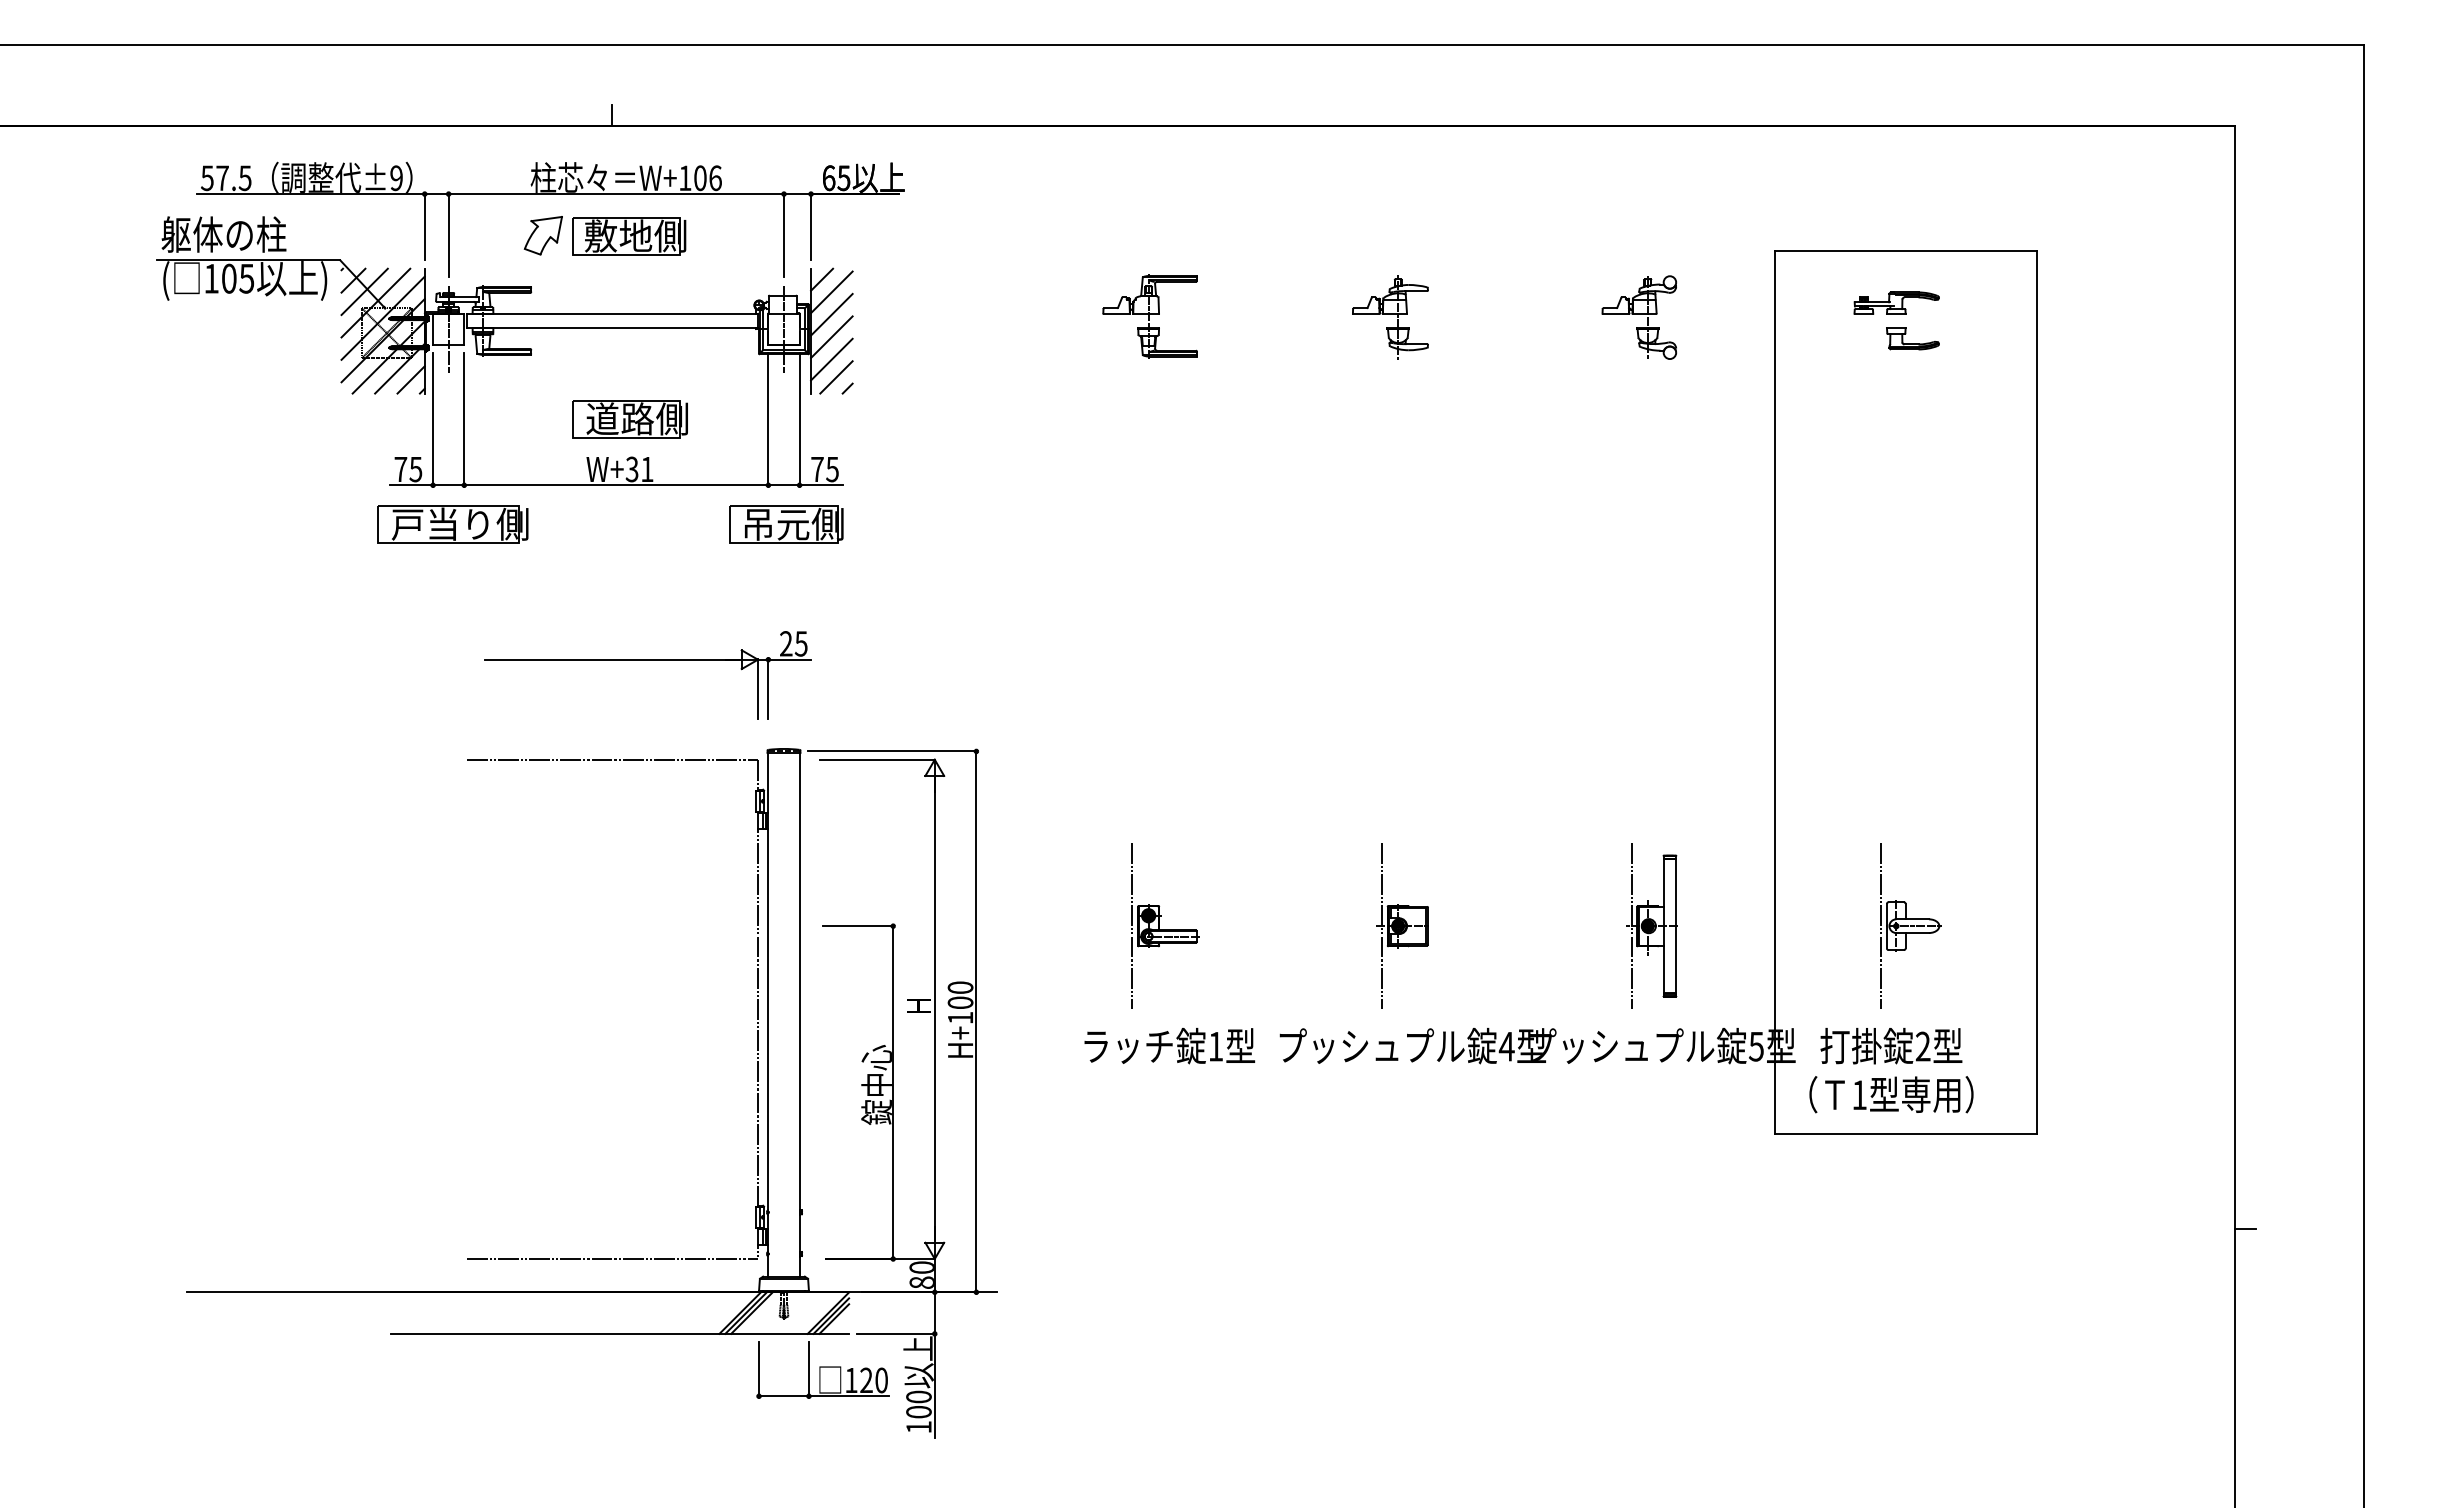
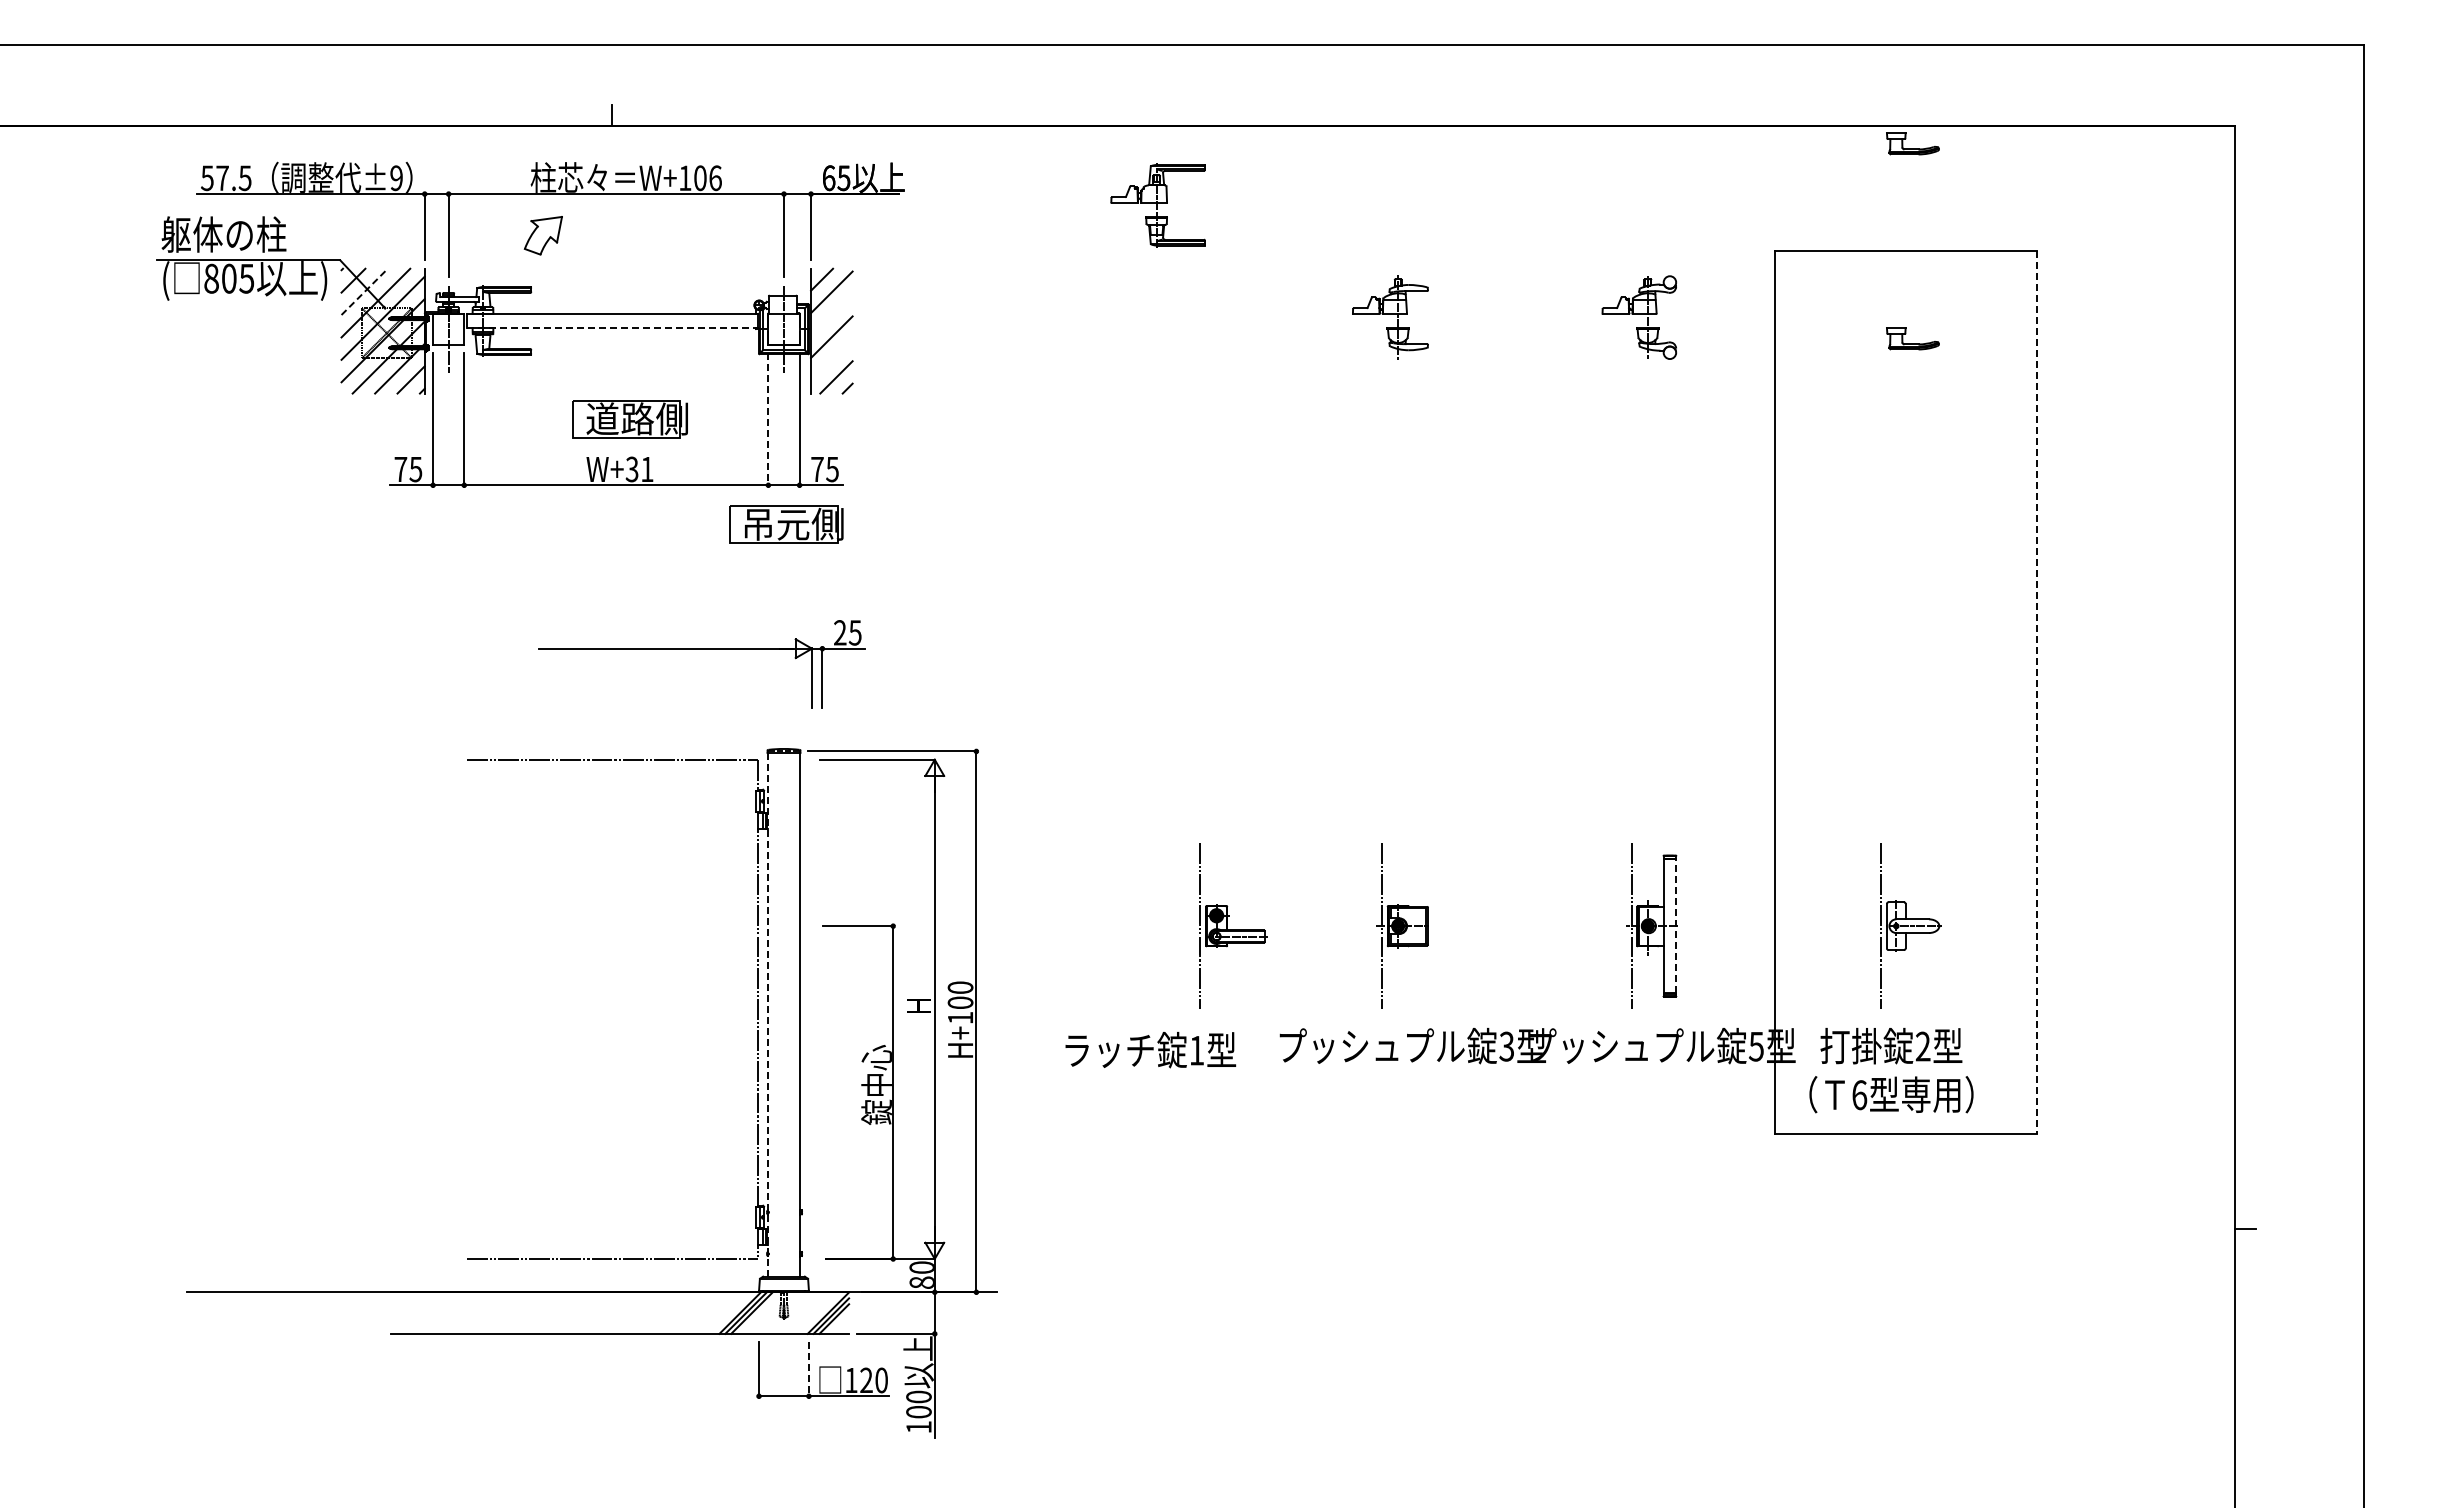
part: none -> present (1912, 143)
part: present -> none (629, 236)
text: 105 -> 805 (211, 278)
line: solid -> dashed (364, 291)
part: present -> none (1896, 302)
line: present -> none (831, 314)
part position: (1149, 316) -> (1157, 205) (1157, 205)
line: solid -> dashed (612, 328)
line: present -> none (831, 359)
line: solid -> dashed (768, 419)
part: present -> none (452, 524)
part position: (647, 660) -> (701, 649) (701, 649)
line: solid -> dashed (2036, 693)
part position: (1165, 925) -> (1233, 925) (1233, 925)
line: solid -> dashed (1676, 925)
line: solid -> dashed (768, 1014)
text position: (1169, 1046) -> (1150, 1050) (1150, 1050)
text: 4 -> 3 (1506, 1046)
text: 1 -> 6 (1859, 1095)
line: solid -> dashed (808, 1369)
